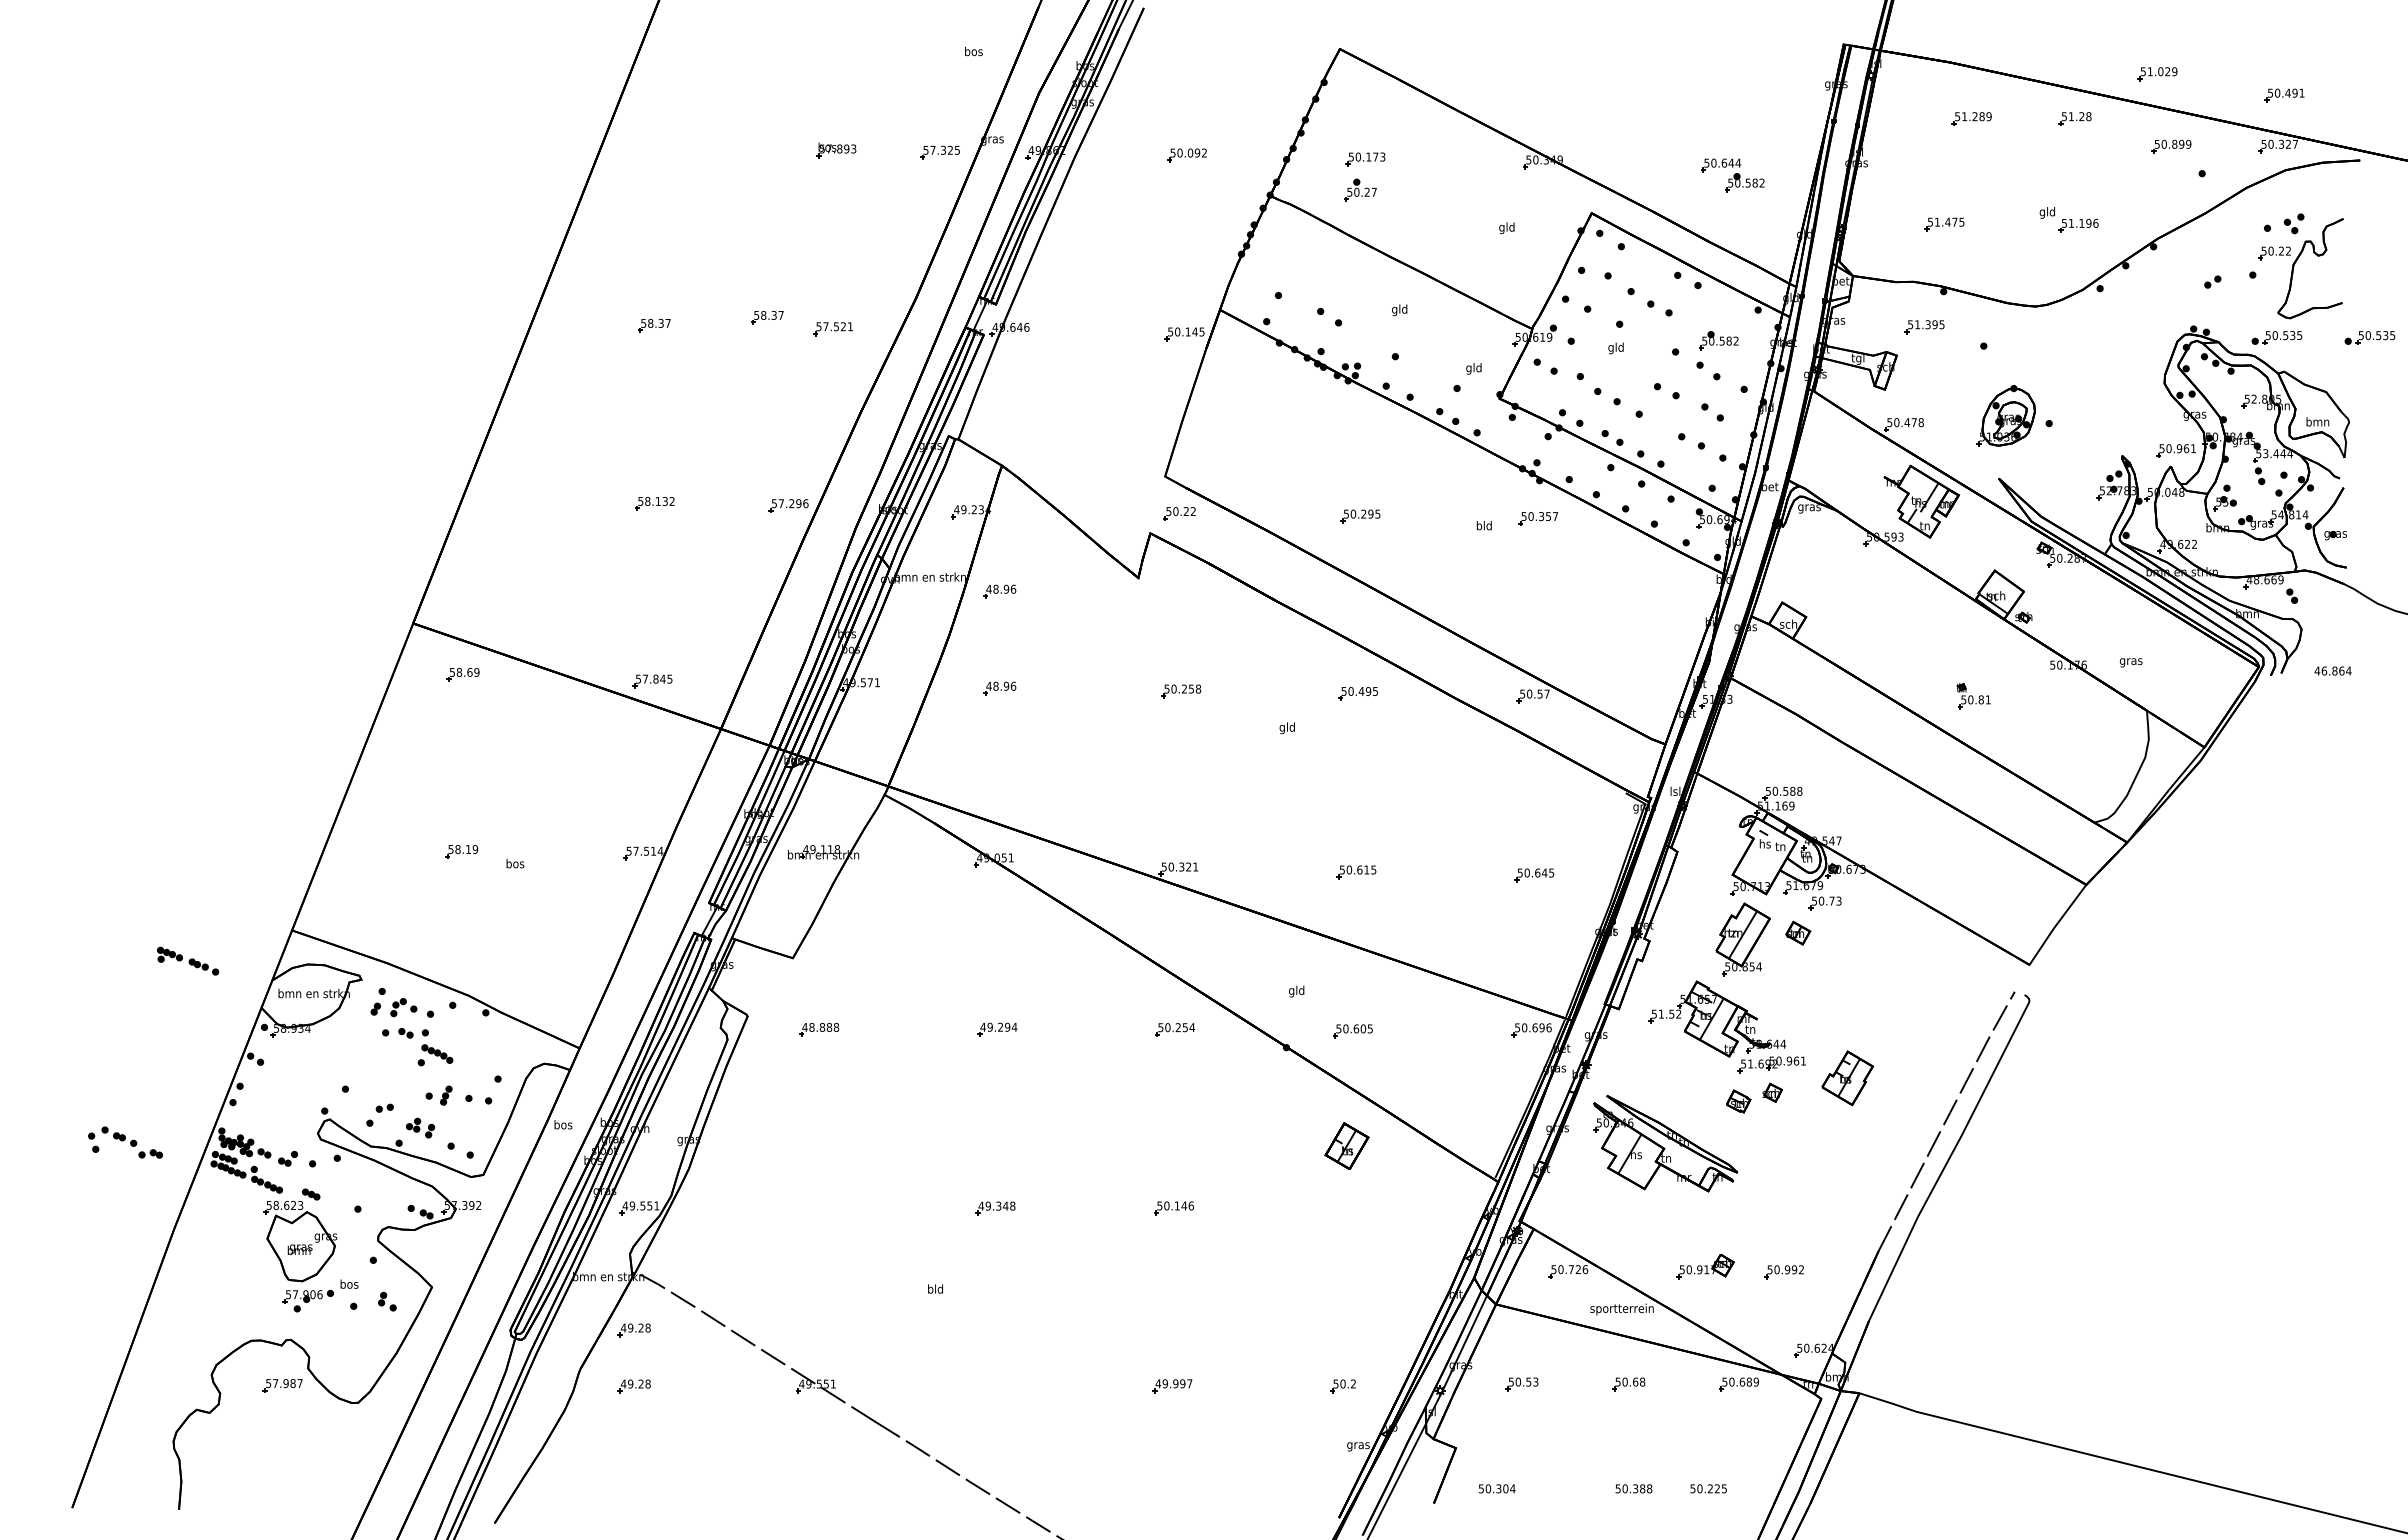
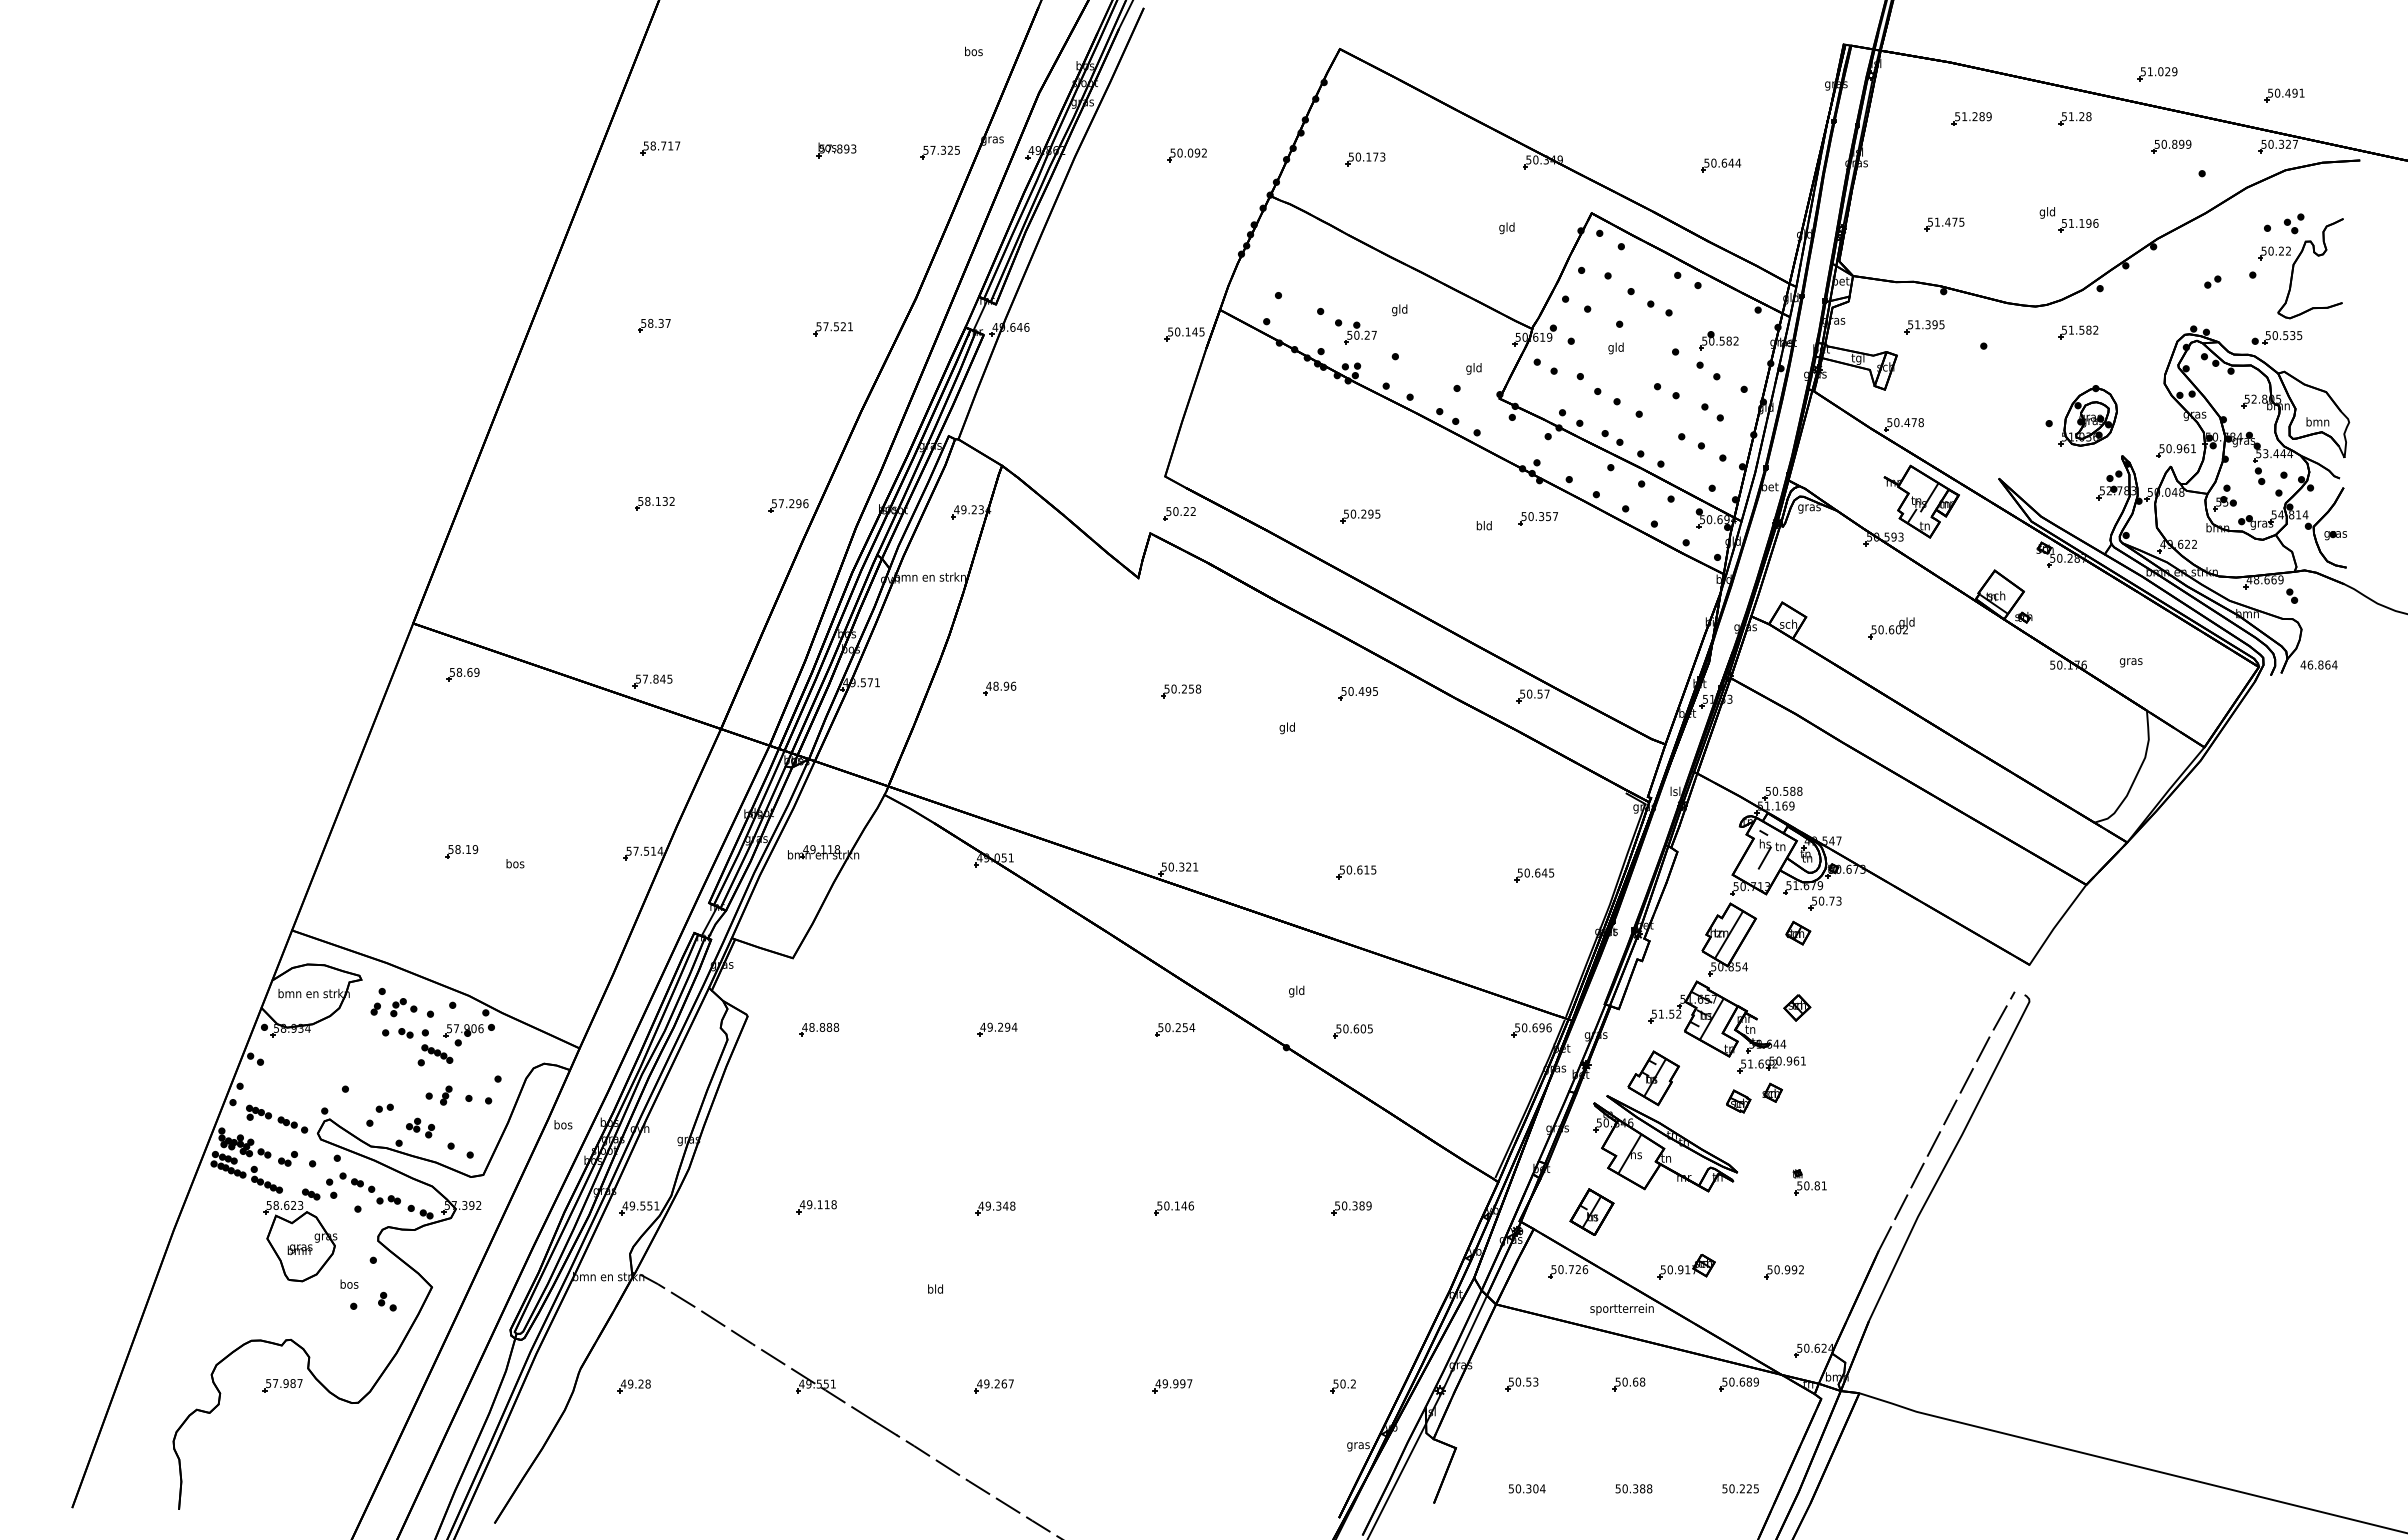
part: none -> present (660, 148)
part: present -> none (1744, 182)
part position: (1360, 189) -> (1360, 332) (1360, 332)
part: present -> none (767, 317)
part: none -> present (2078, 332)
part: present -> none (2369, 337)
part position: (2005, 415) -> (2087, 415) (2087, 415)
part: present -> none (999, 591)
part: none -> present (1891, 628)
text position: (2332, 670) -> (2318, 664) (2318, 664)
part position: (1973, 696) -> (1809, 1182) (1809, 1182)
line: none -> present (1764, 857)
part position: (1742, 939) -> (1728, 939) (1728, 939)
part position: (188, 960) -> (277, 1118) (277, 1118)
part: none -> present (1797, 1007)
part position: (1847, 1078) -> (1653, 1078) (1653, 1078)
part position: (125, 1142) -> (363, 1188) (363, 1188)
part position: (1346, 1145) -> (1591, 1211) (1591, 1211)
part: none -> present (816, 1207)
part: none -> present (1351, 1208)
part position: (1705, 1266) -> (1686, 1266) (1686, 1266)
part position: (307, 1300) -> (468, 1034) (468, 1034)
part: present -> none (633, 1330)
part: none -> present (993, 1386)
text position: (1496, 1488) -> (1526, 1488) (1526, 1488)
text position: (1708, 1488) -> (1740, 1488) (1740, 1488)
